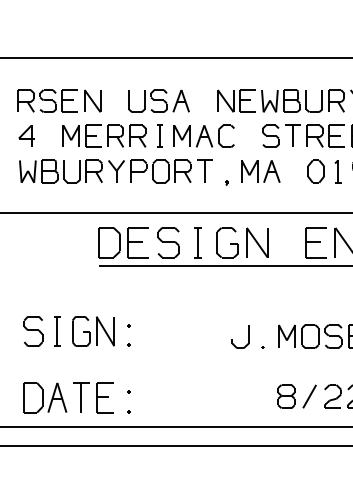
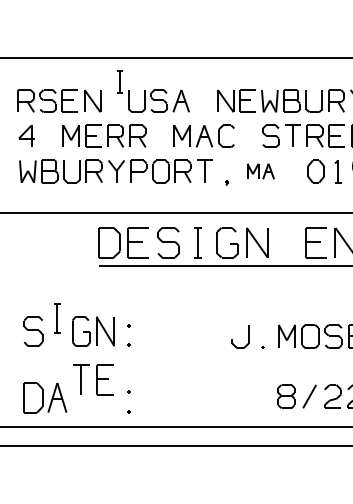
part position: (159, 135) -> (119, 81) (119, 81)
part size: 40x23 px -> 28x17 px (260, 171)
part position: (57, 331) -> (57, 318) (57, 318)
part position: (93, 397) -> (93, 379) (93, 379)
